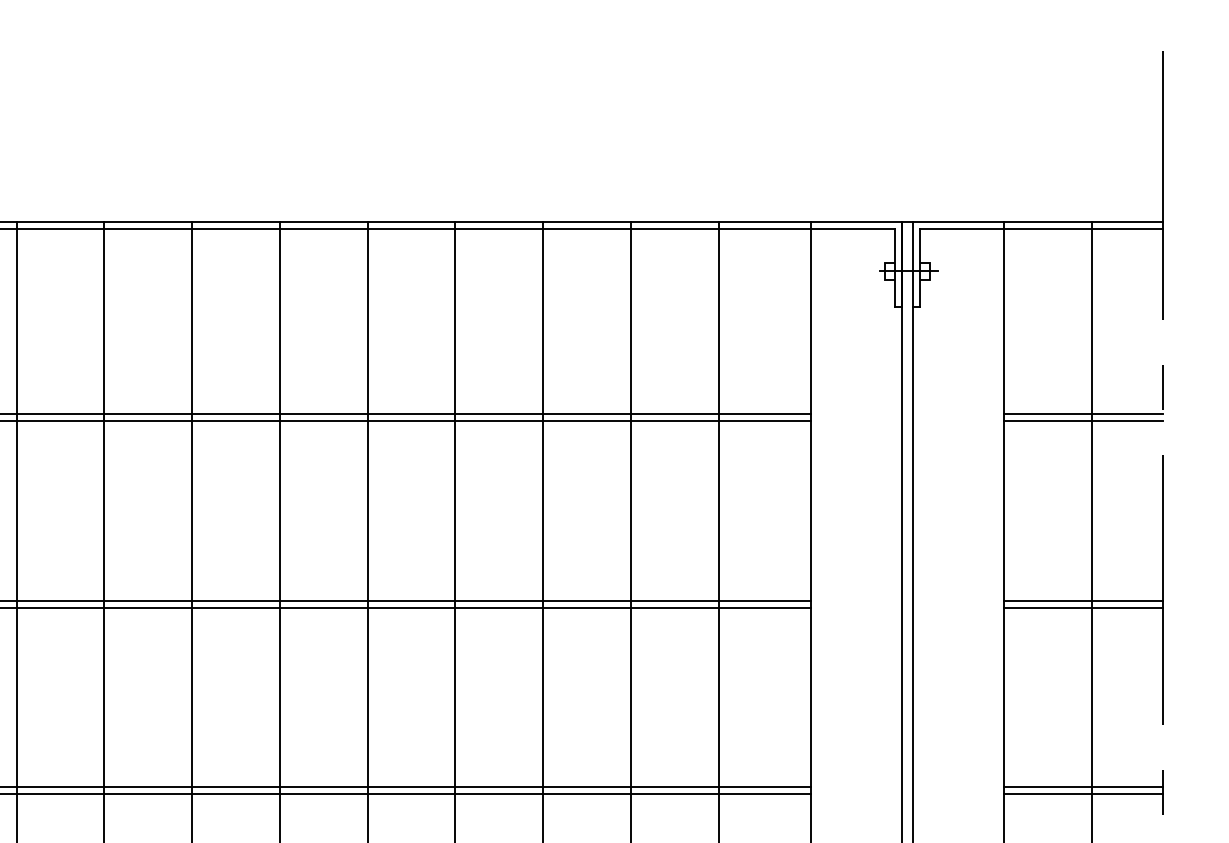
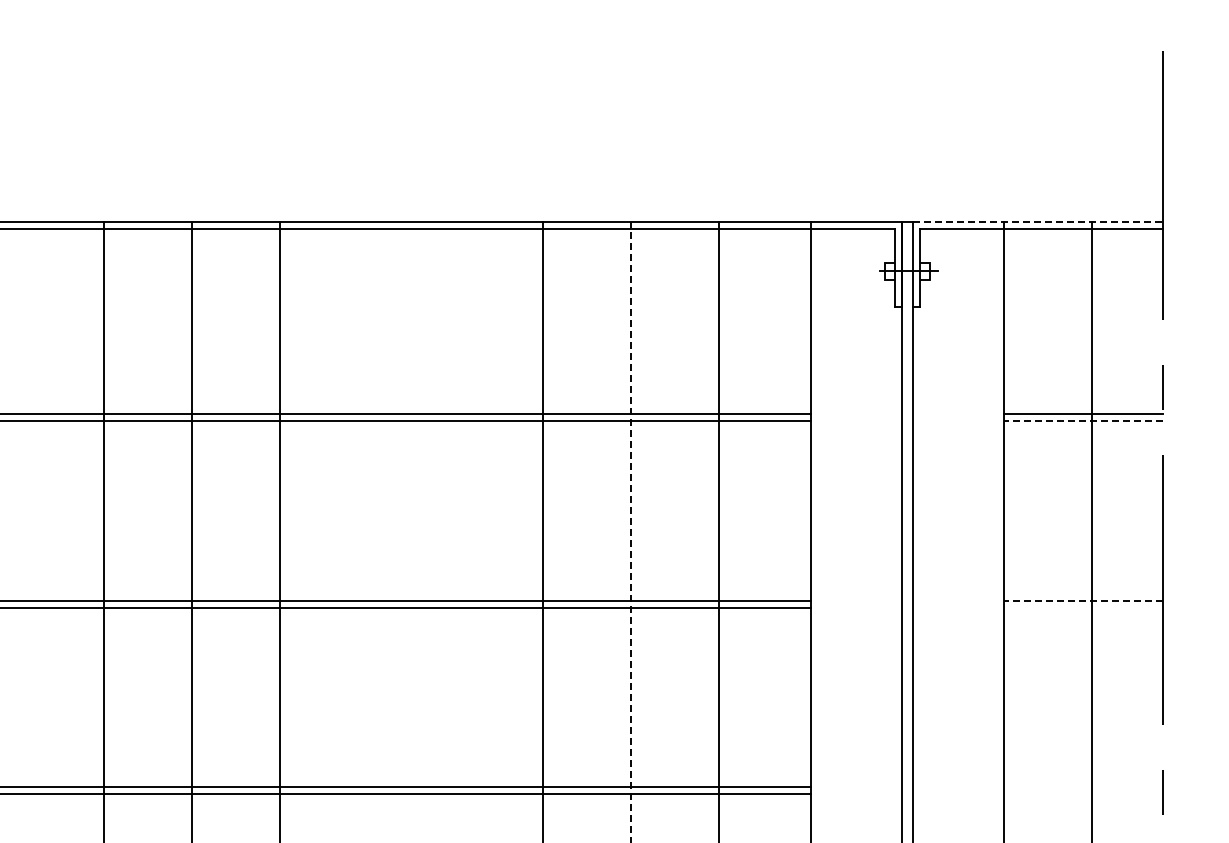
line: solid -> dashed (1037, 222)
line: solid -> dashed (1082, 420)
line: present -> none (16, 530)
line: present -> none (367, 530)
line: present -> none (455, 530)
line: solid -> dashed (630, 532)
line: solid -> dashed (1082, 600)
line: present -> none (1083, 607)
line: present -> none (1083, 787)
line: present -> none (1083, 794)
